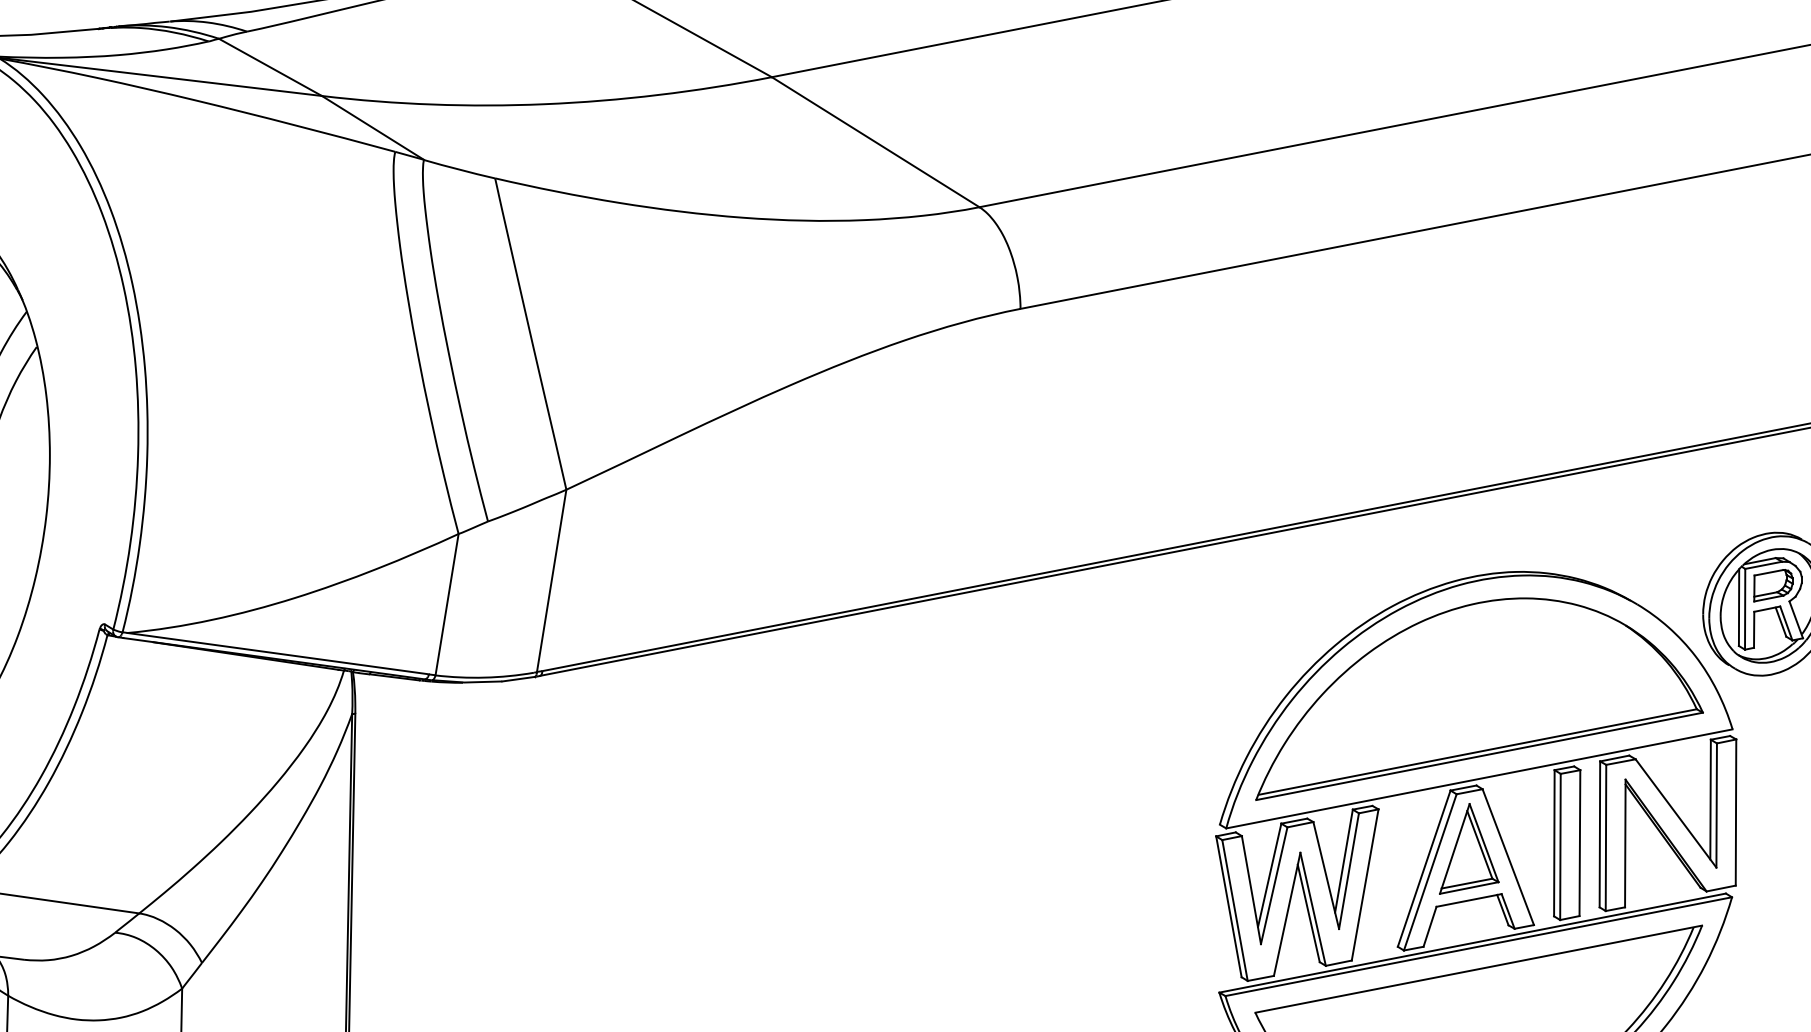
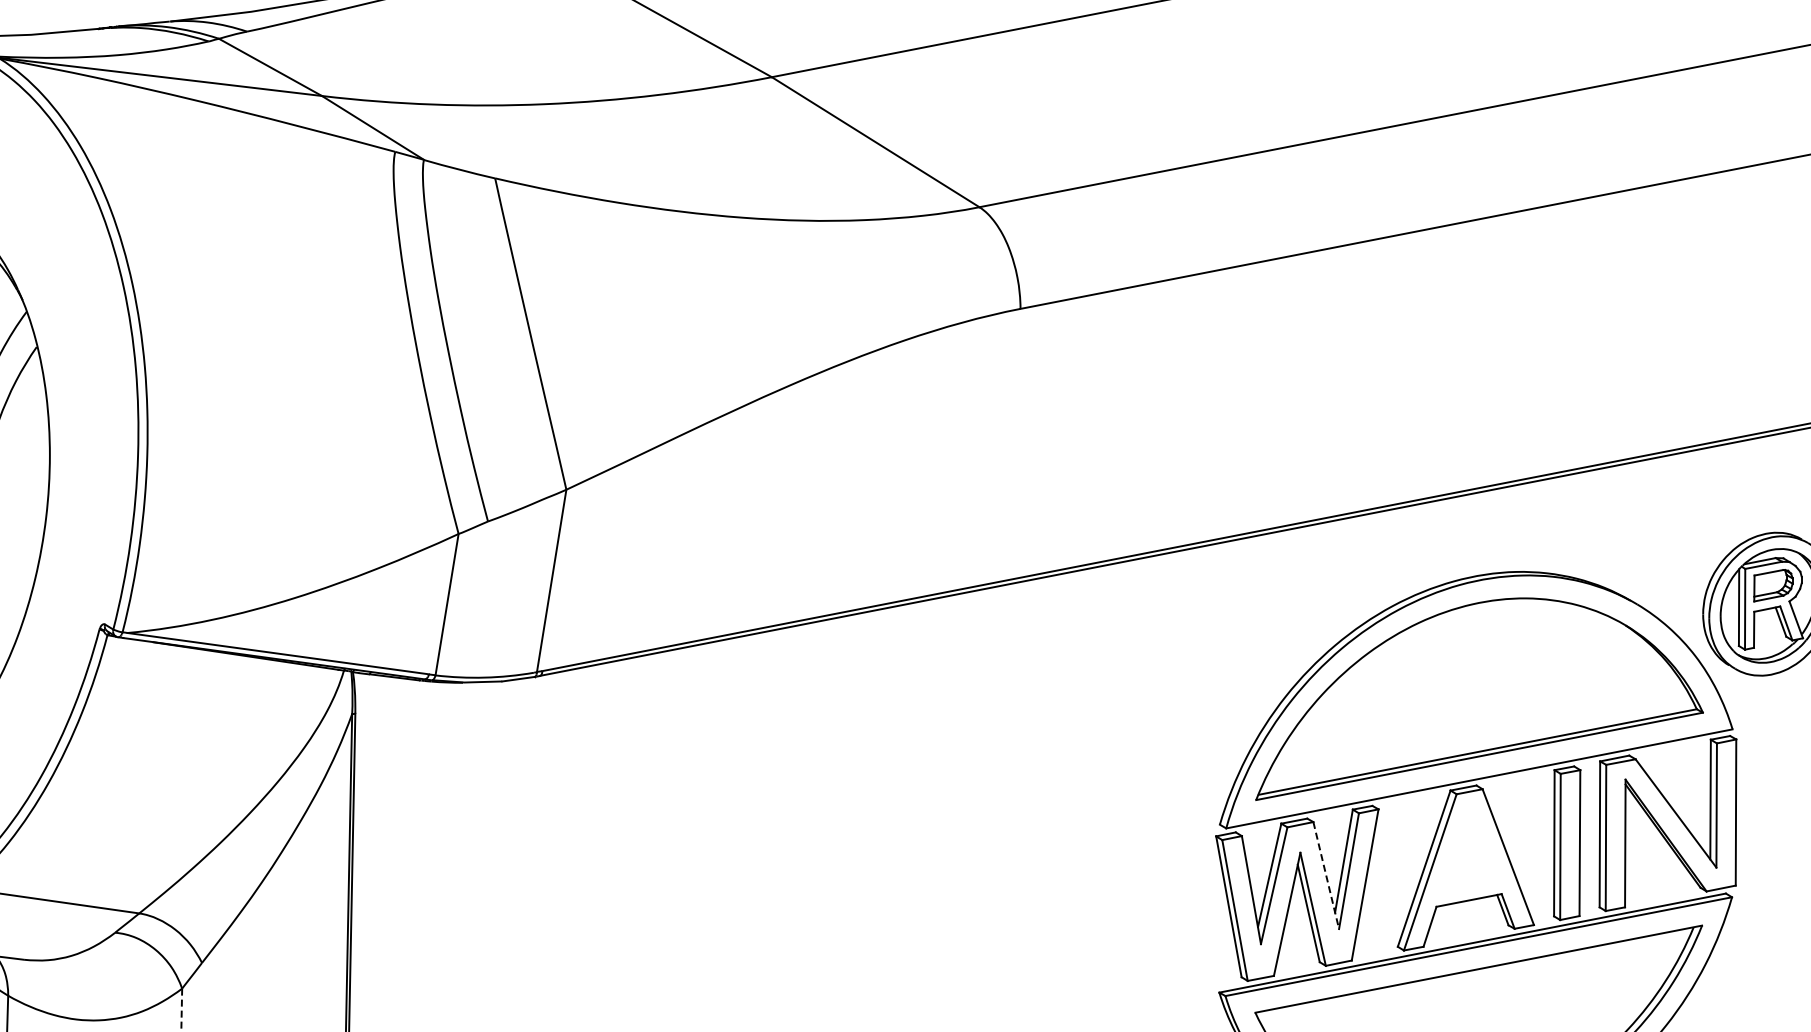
part: present -> none (1469, 848)
line: solid -> dashed (1326, 876)
line: solid -> dashed (181, 1010)
